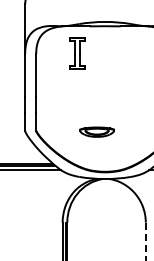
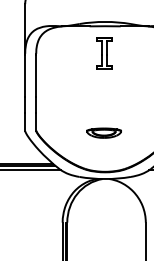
part position: (77, 53) -> (104, 53) (104, 53)
part position: (96, 131) -> (103, 132) (103, 132)
line: dashed -> solid (145, 241)
